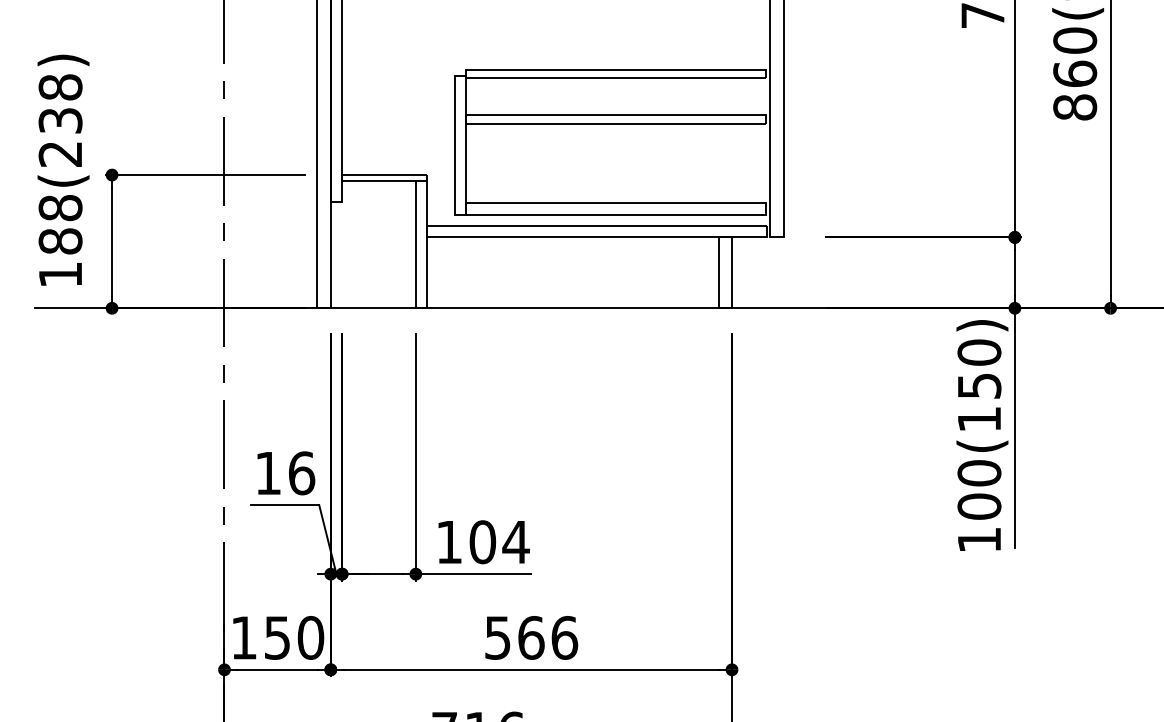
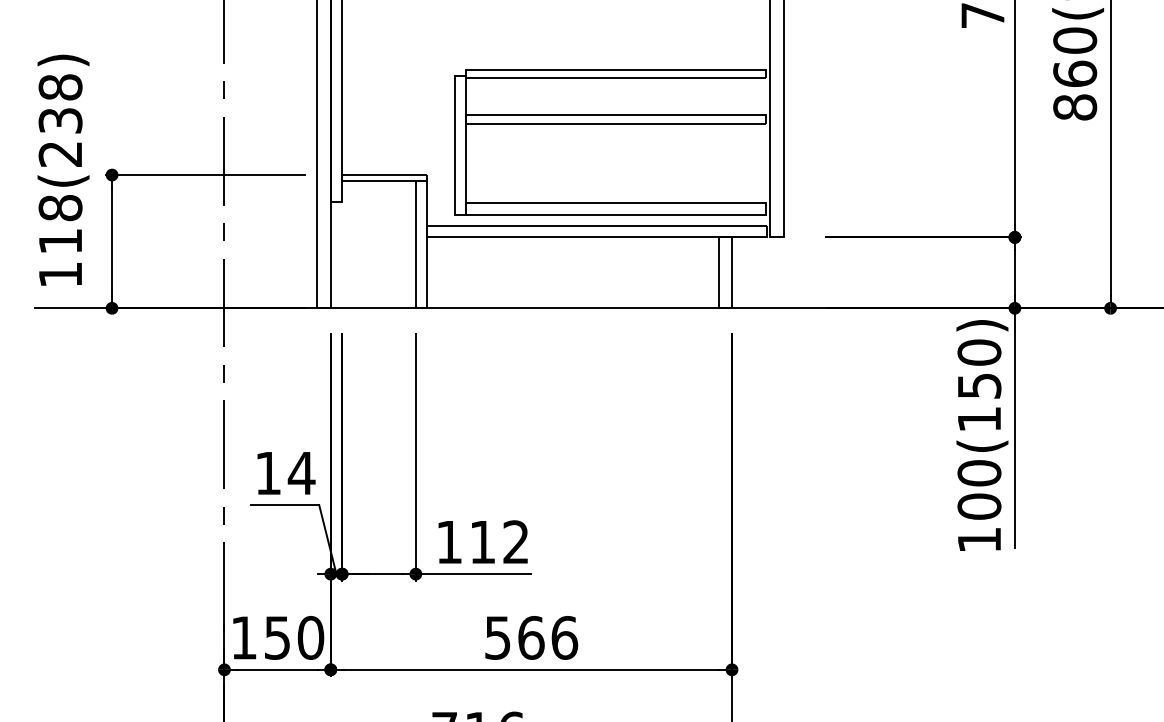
text: 188(238) -> 118(238) (60, 241)
text: 16 -> 14 (301, 473)
text: 104 -> 112 (499, 542)
